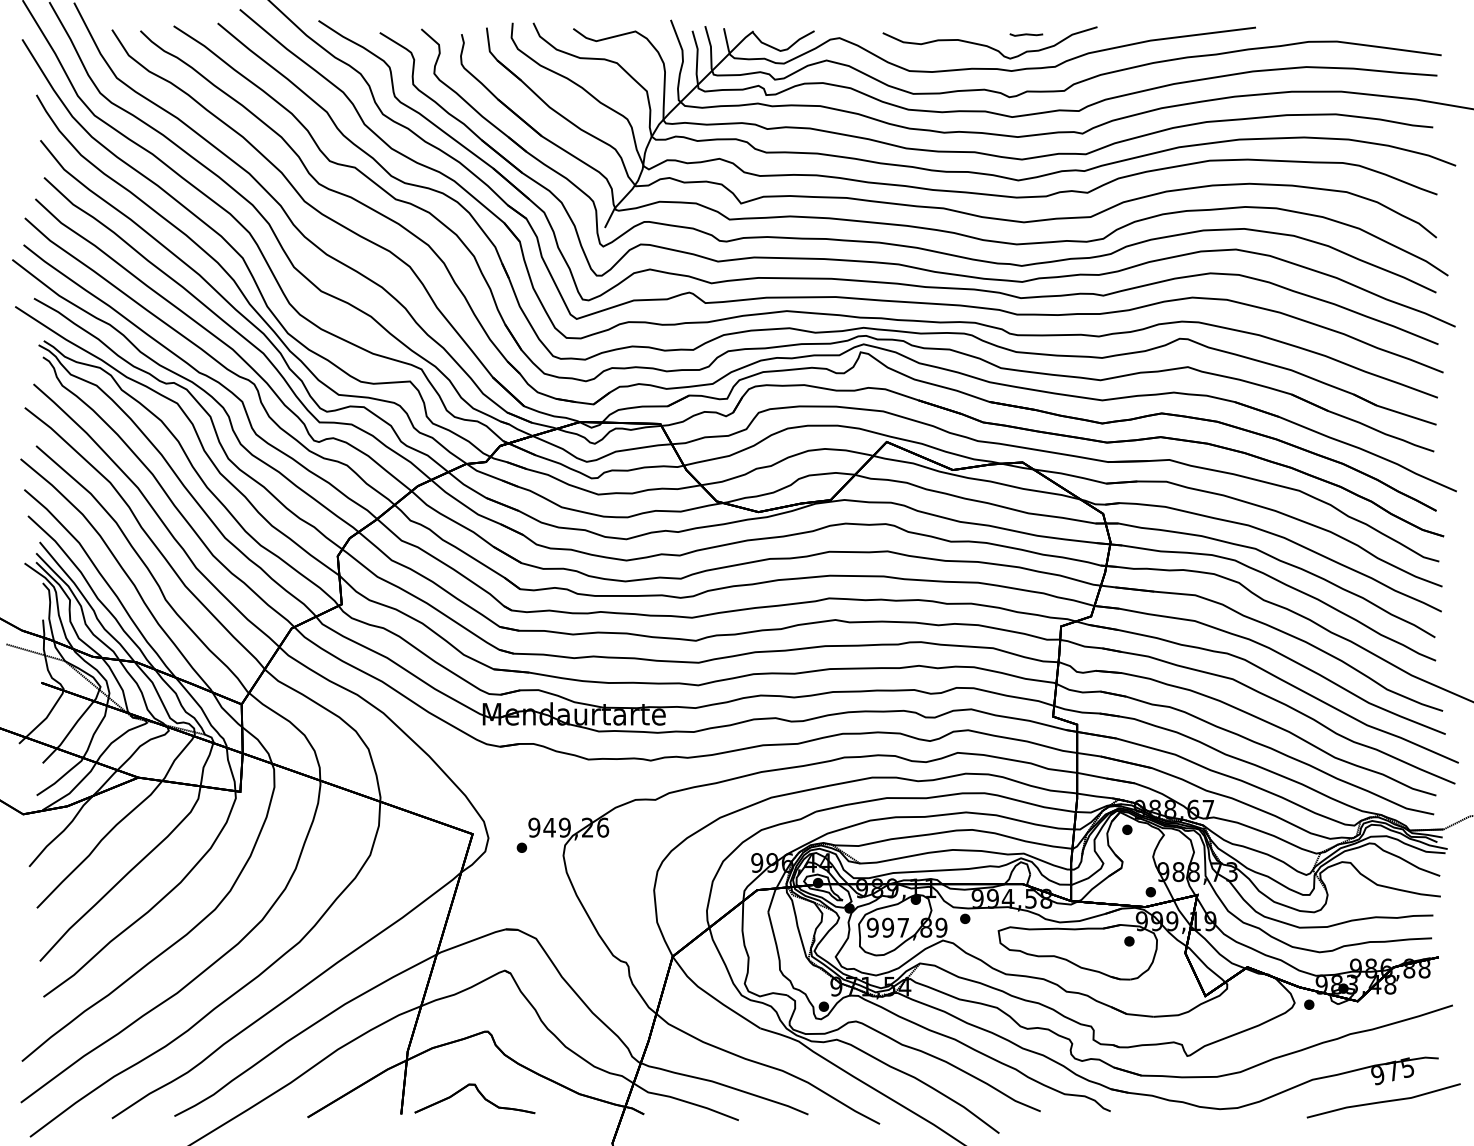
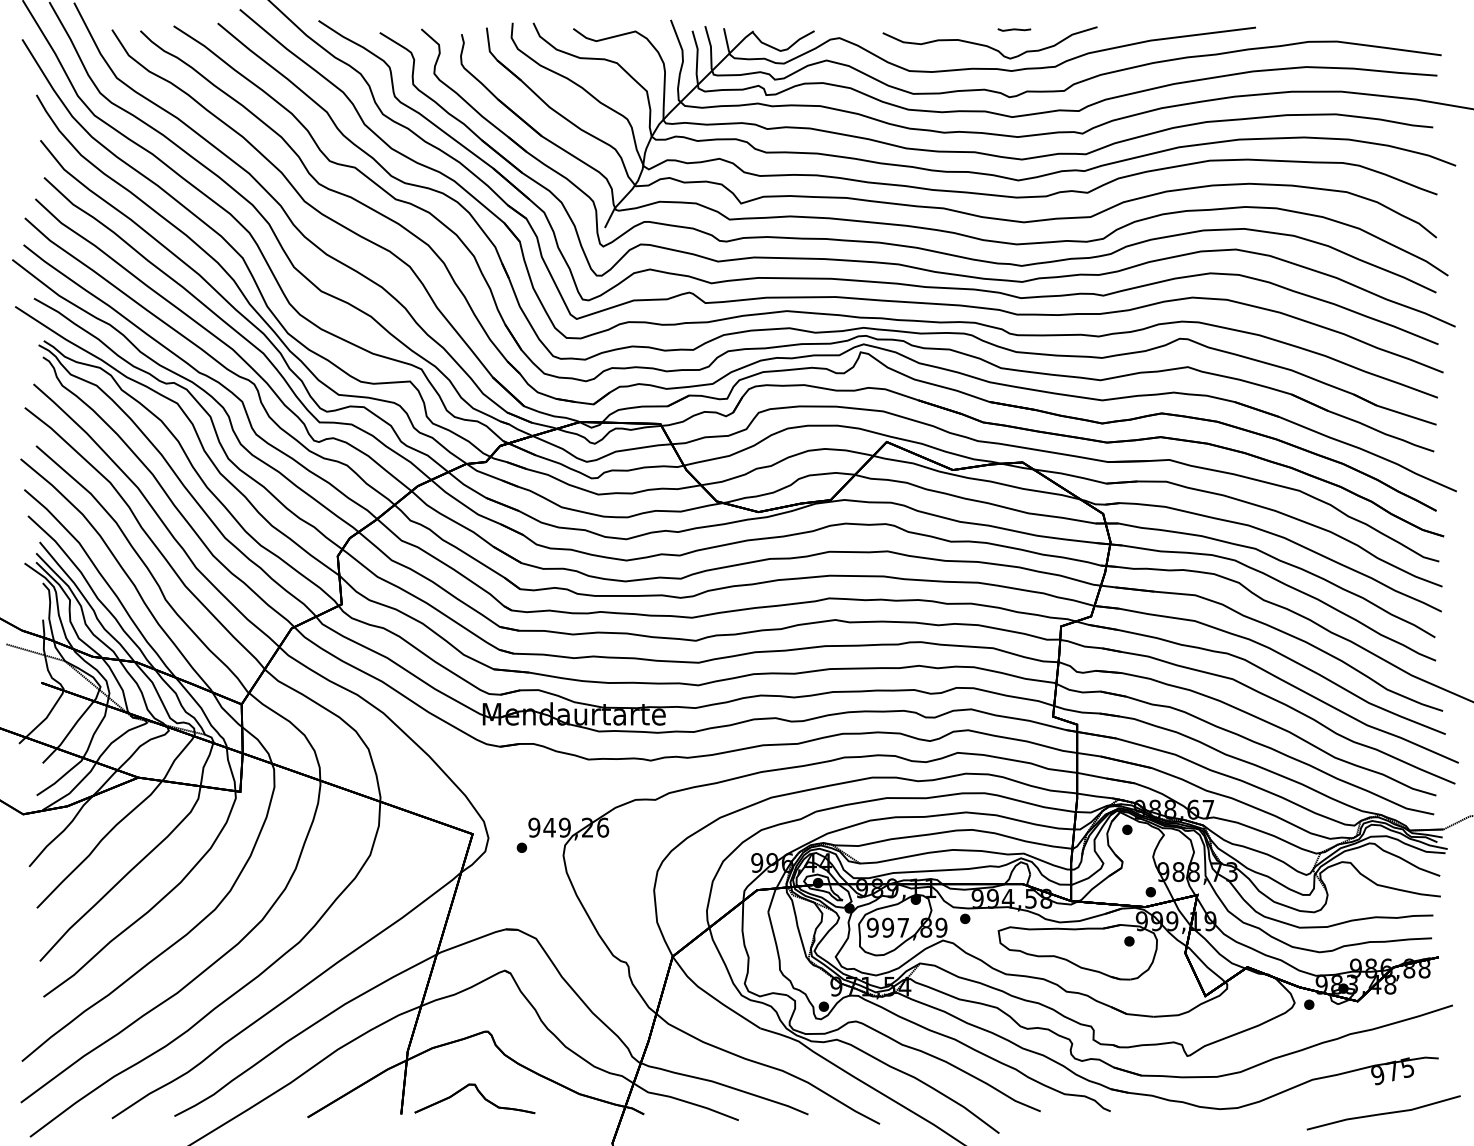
part position: (1026, 34) -> (1014, 29) (1014, 29)
line position: (1384, 1100) -> (1384, 1112) (1384, 1112)
